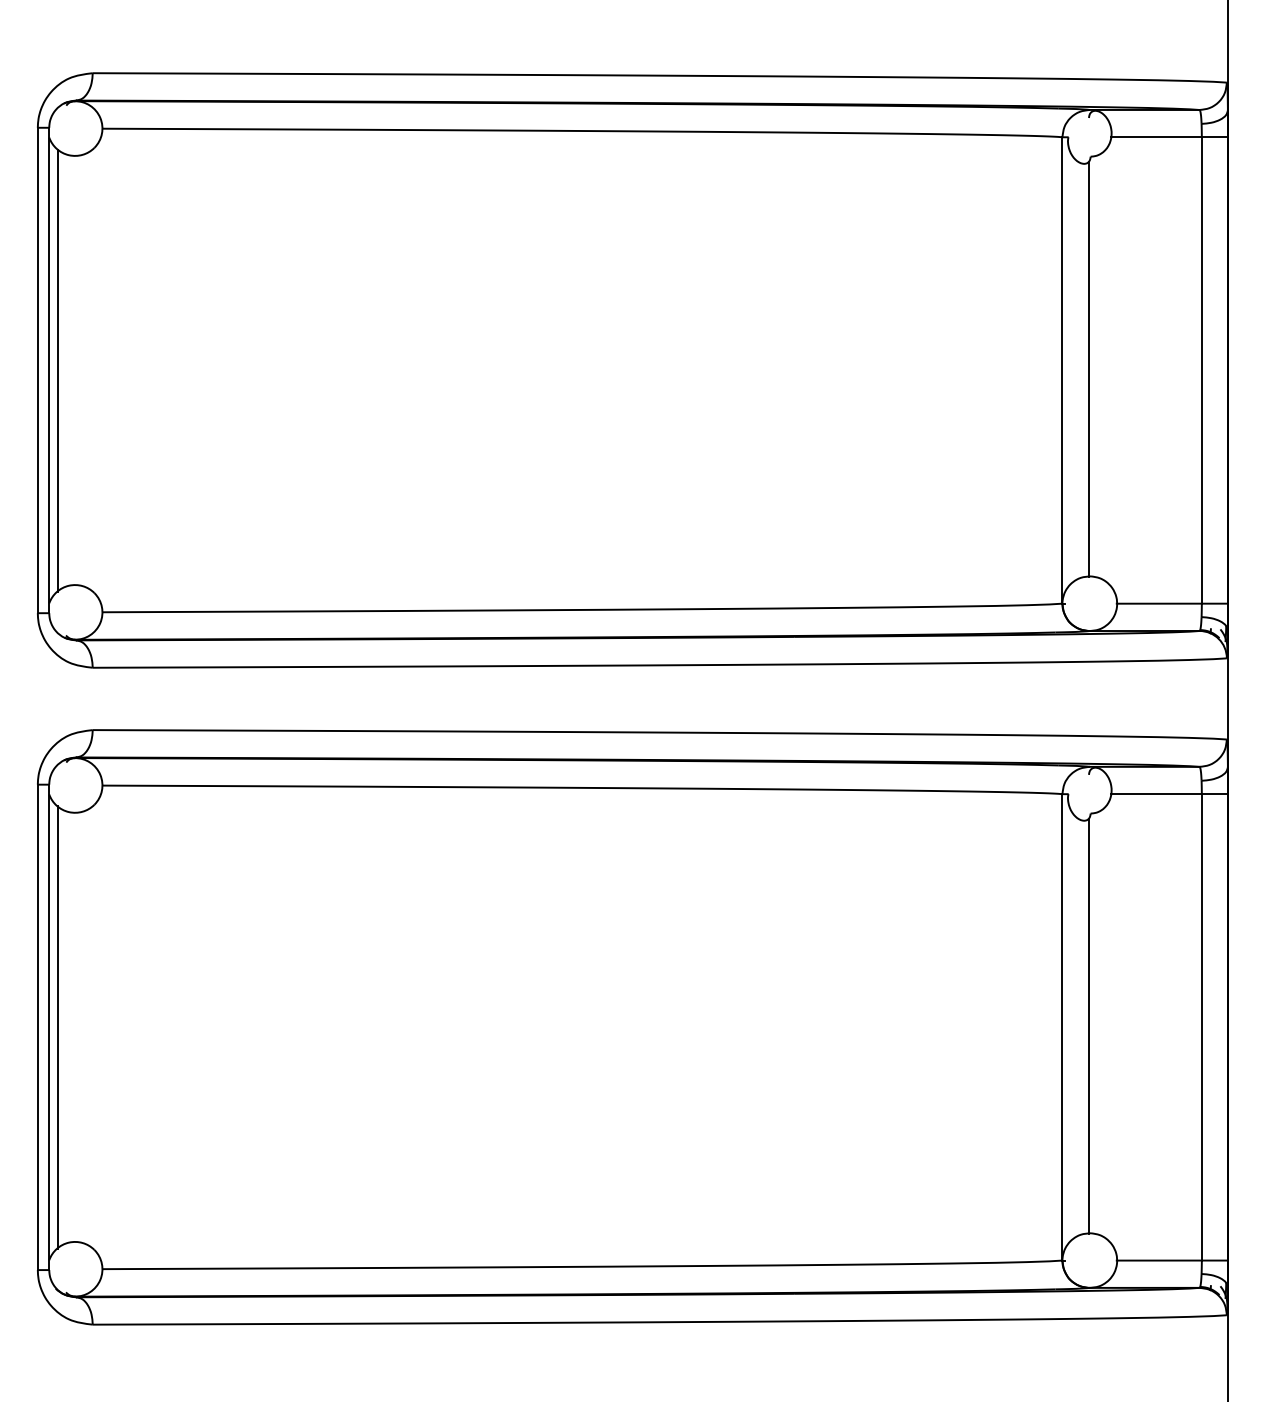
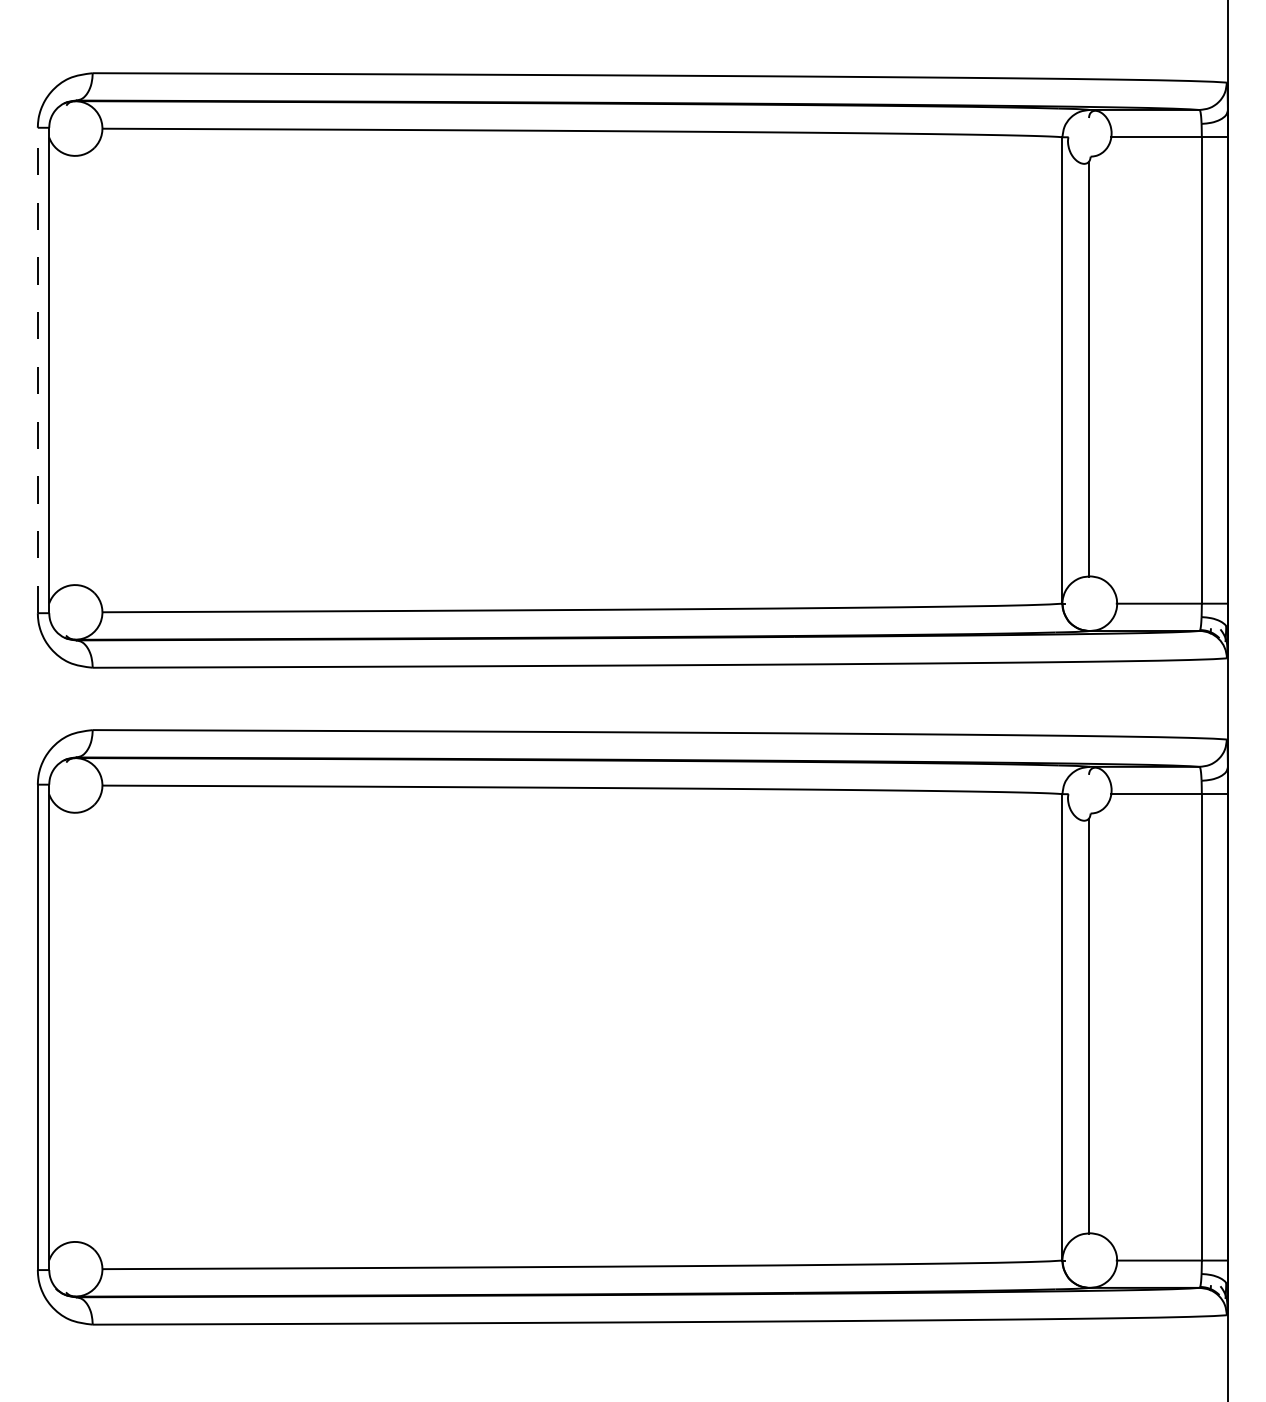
line: solid -> dashed (37, 370)
line: present -> none (57, 370)
line: present -> none (57, 1027)
